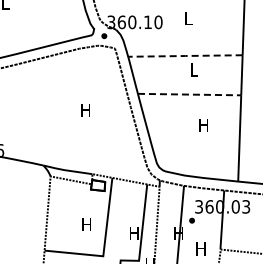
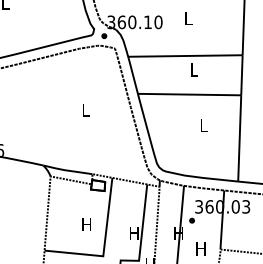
line: dashed -> solid (185, 56)
line: dashed -> solid (190, 94)
text: H -> L (85, 110)
text: H -> L (203, 125)
